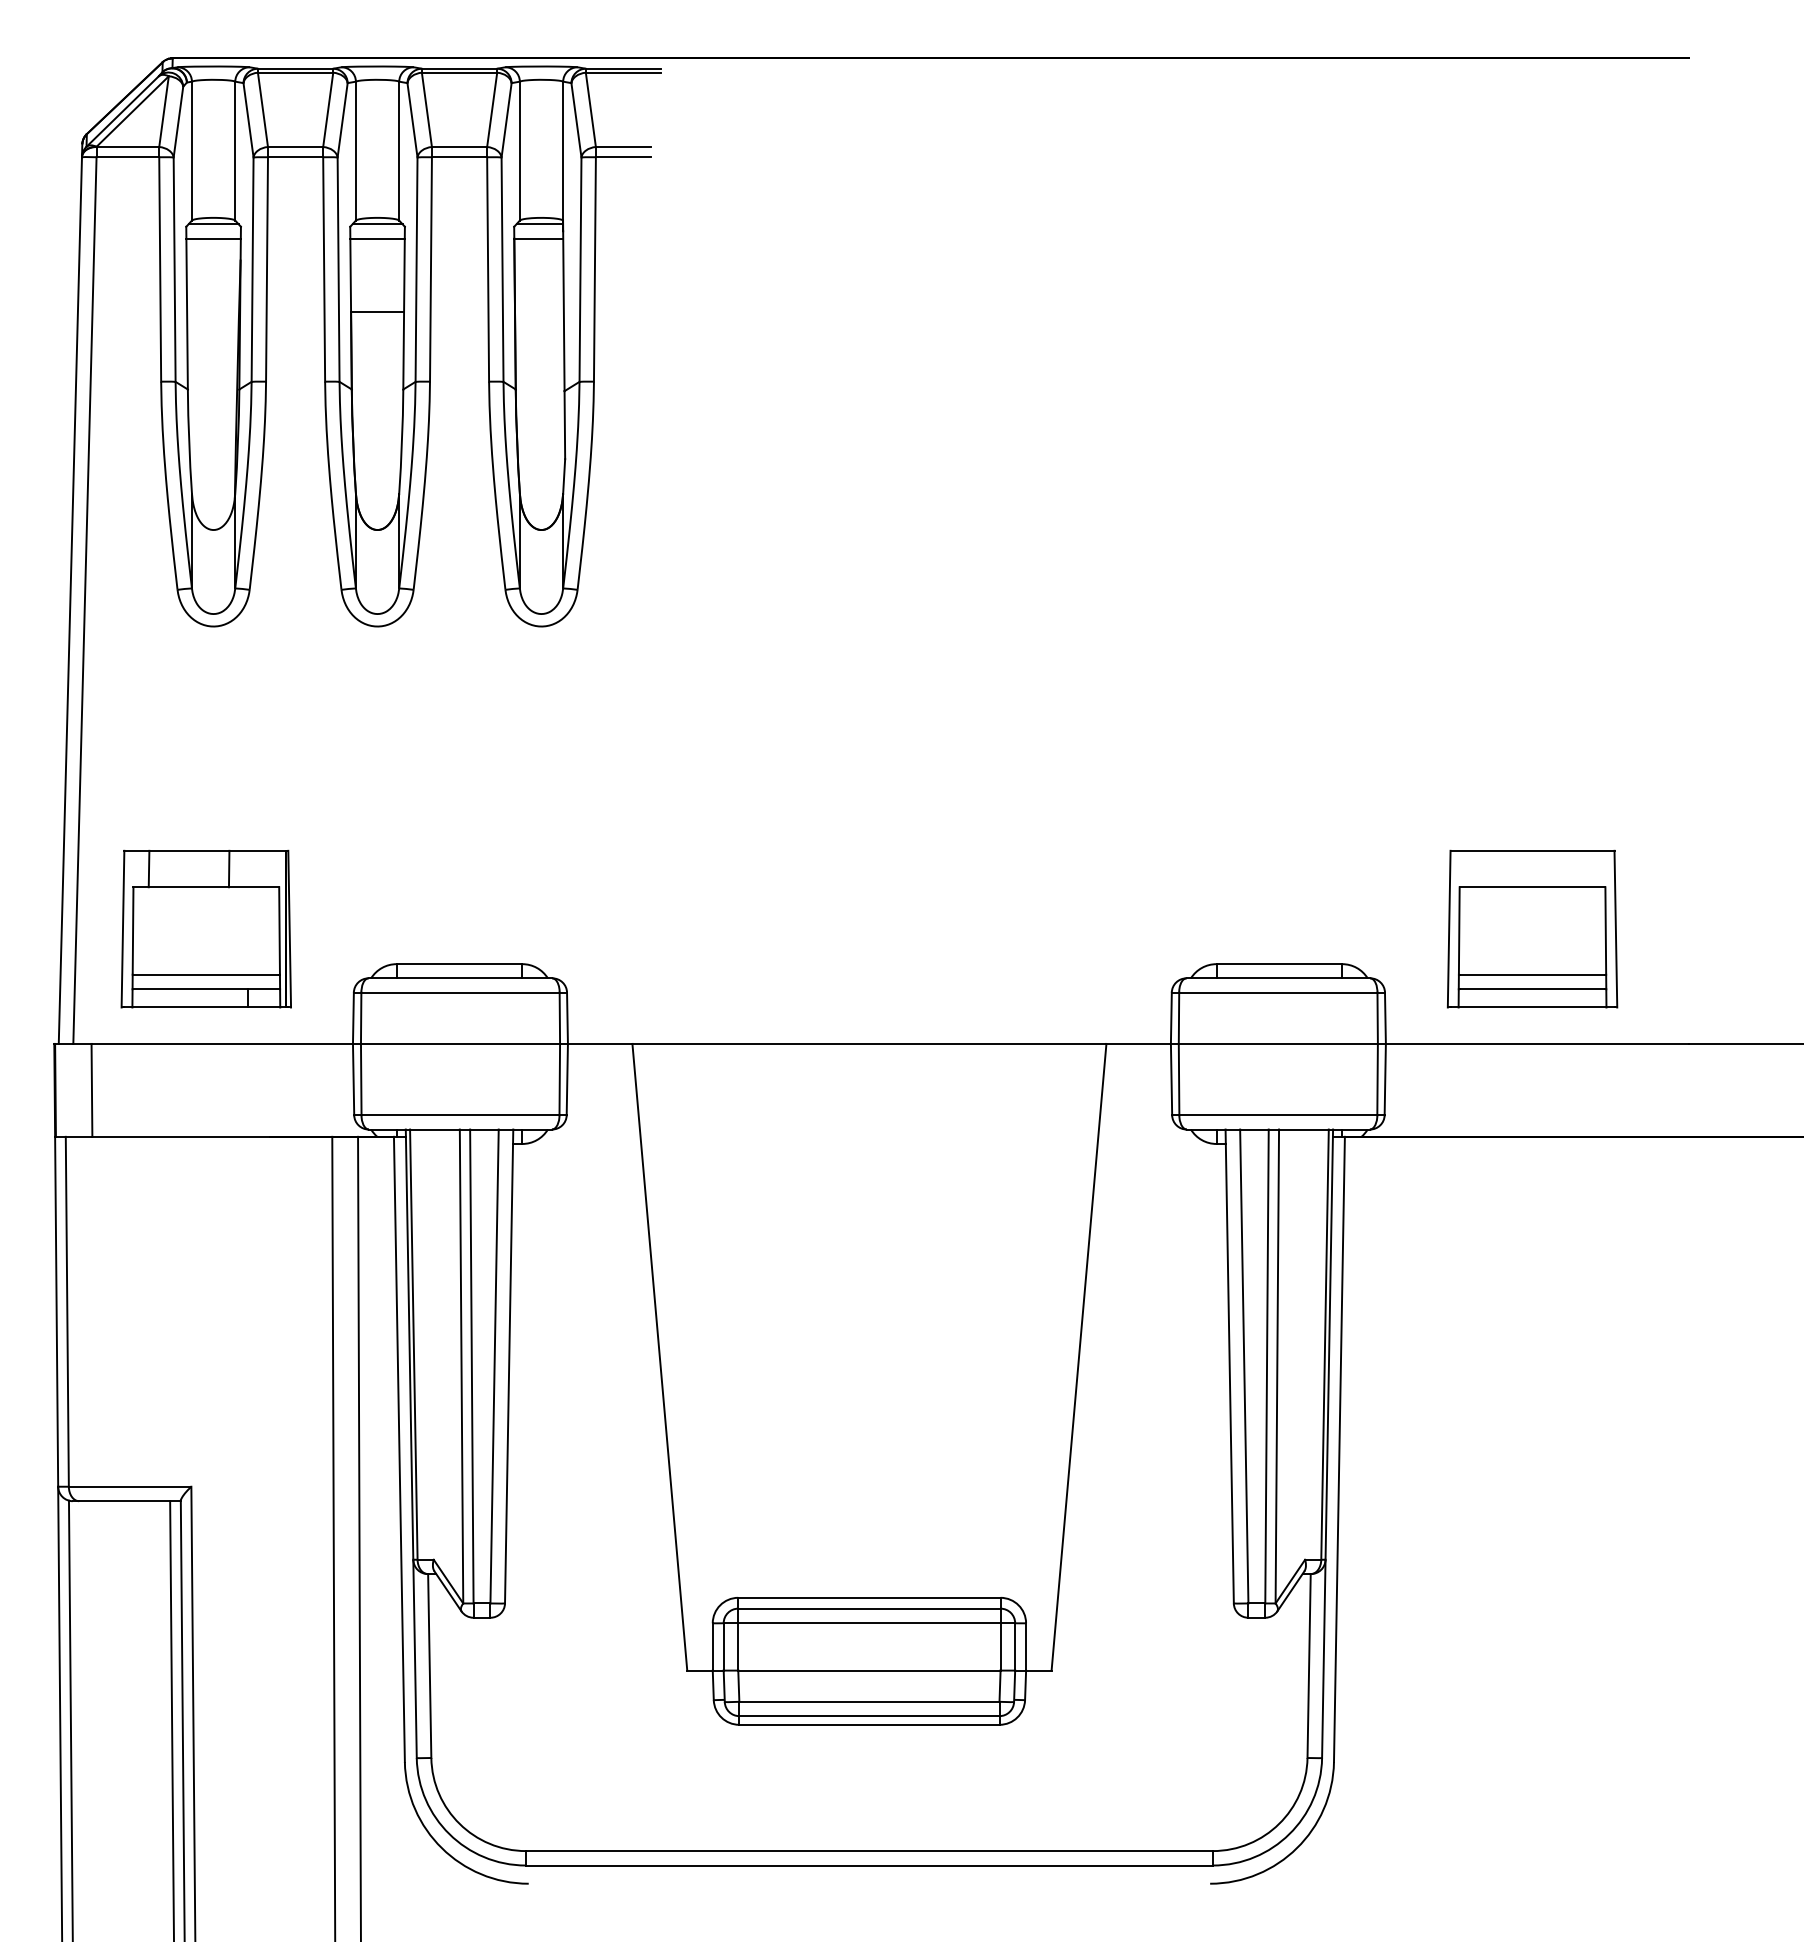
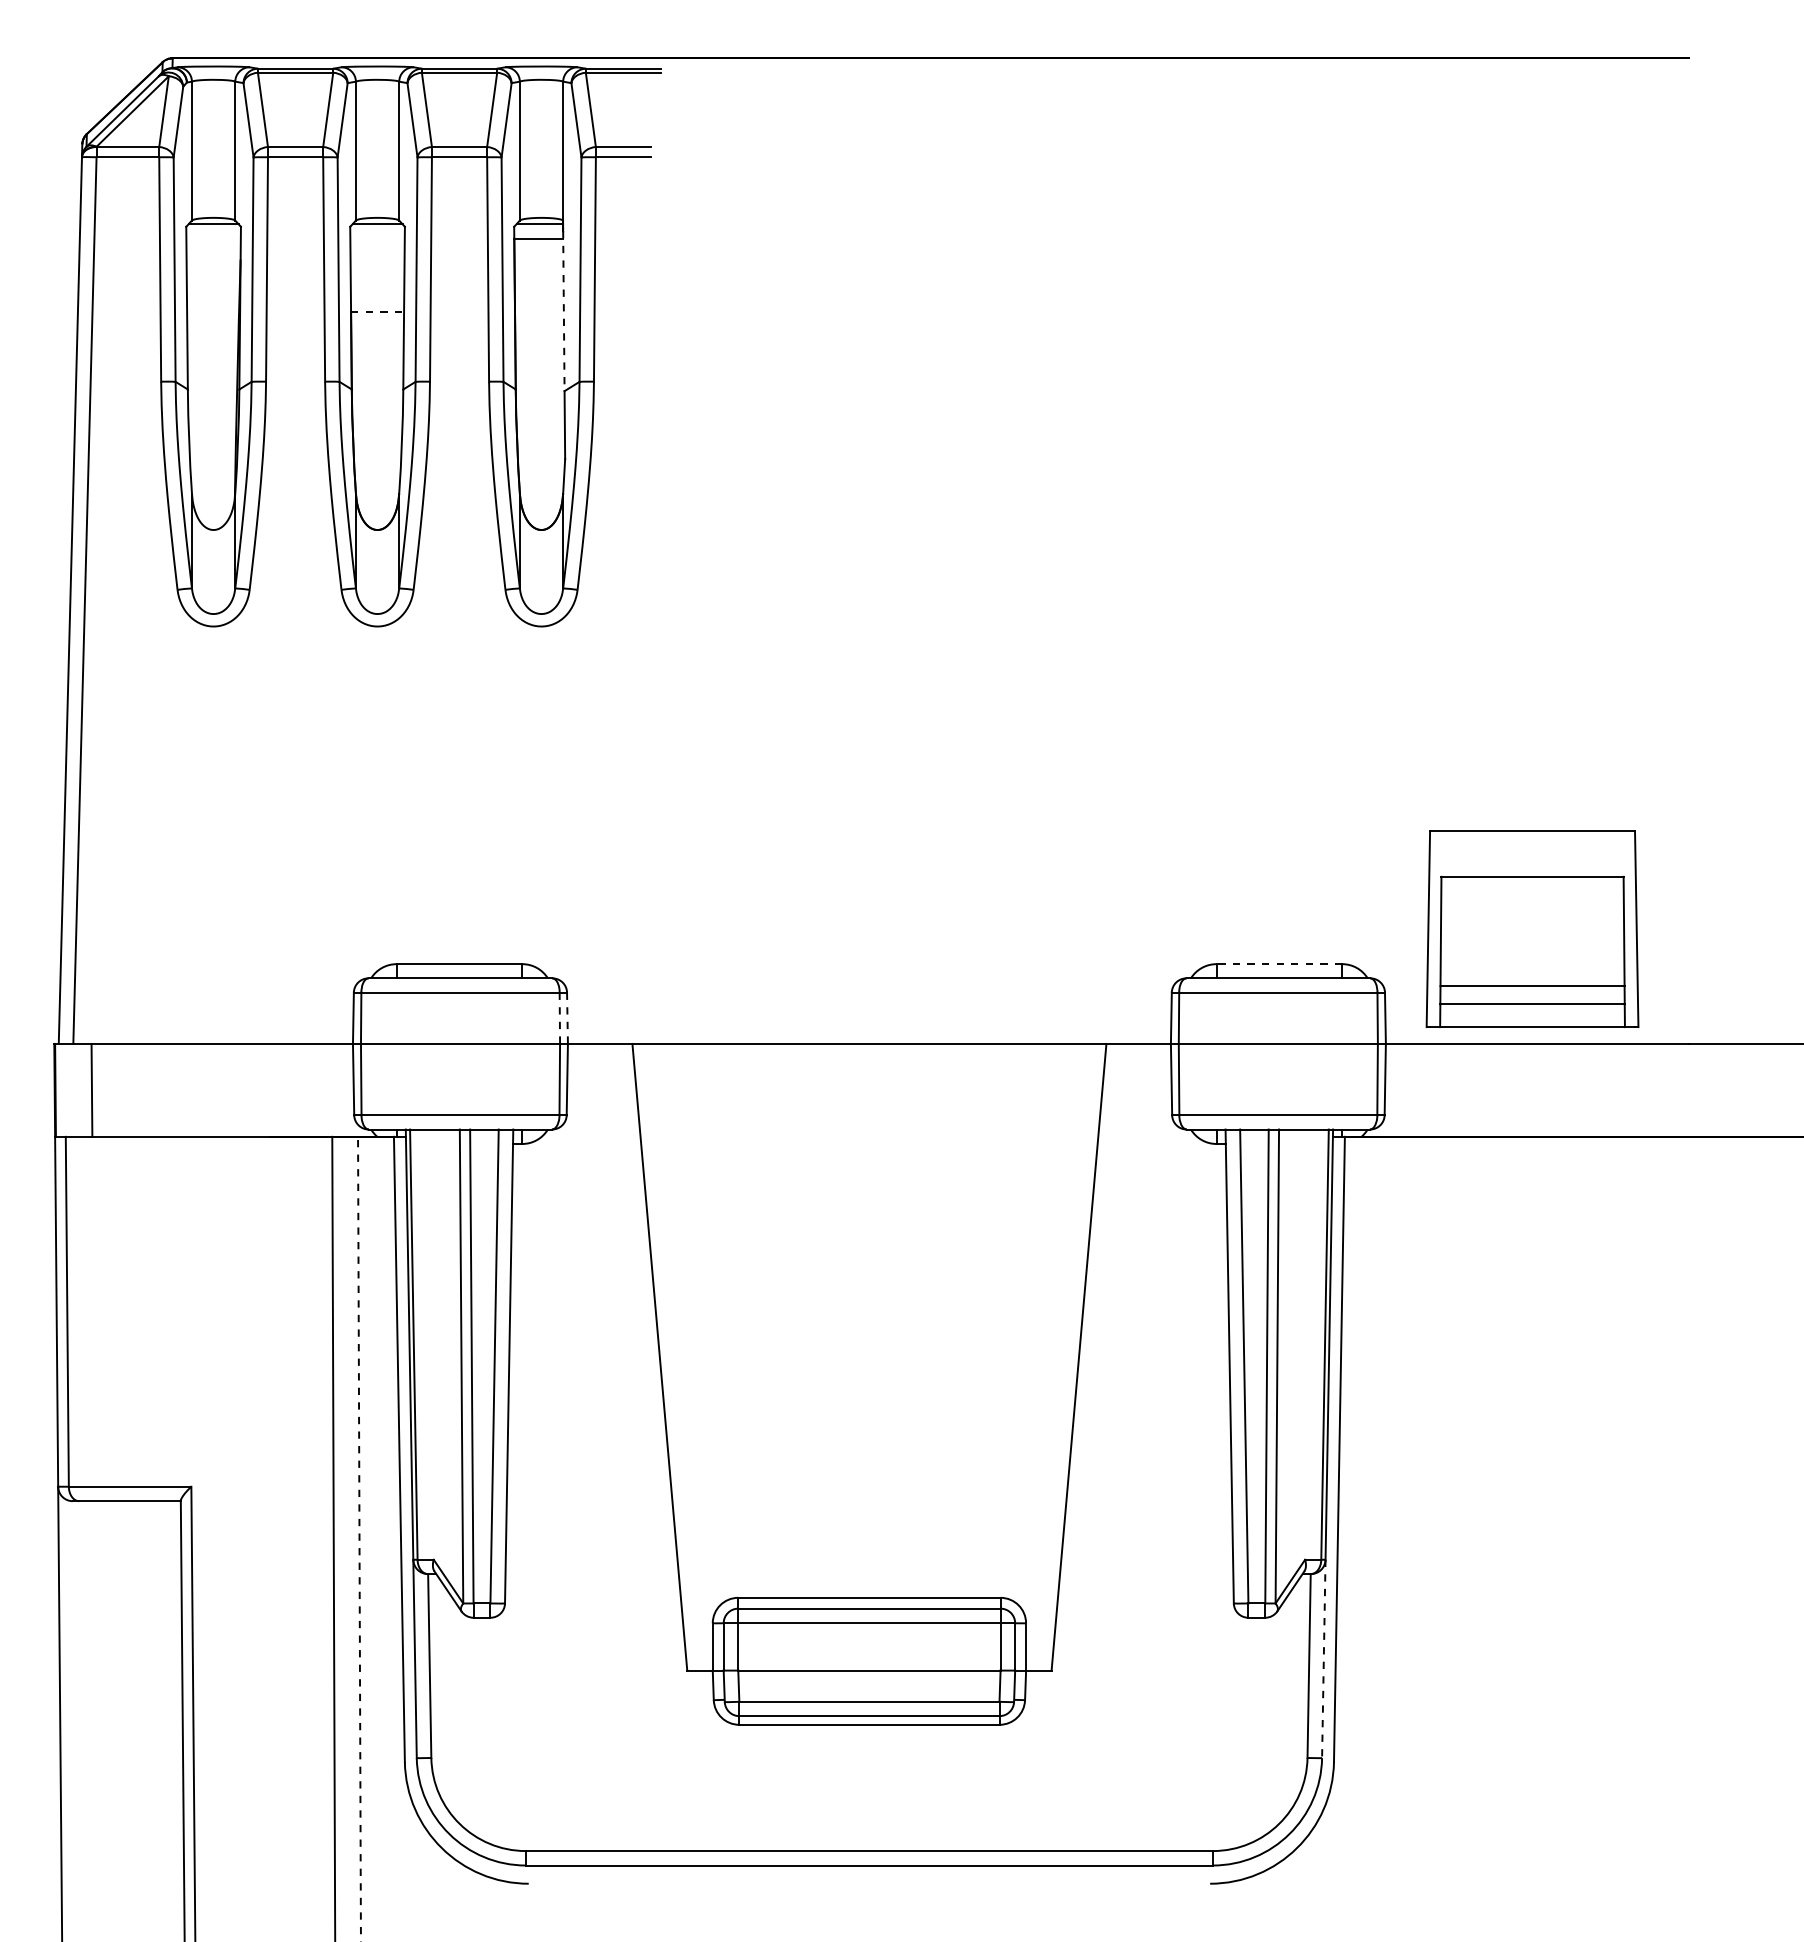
line: present -> none (213, 238)
line: present -> none (377, 238)
line: solid -> dashed (377, 311)
line: solid -> dashed (563, 311)
part: present -> none (205, 928)
part size: 173x160 px -> 215x198 px (1532, 928)
line: solid -> dashed (1279, 964)
line: solid -> dashed (559, 1018)
line: solid -> dashed (567, 1018)
line: solid -> dashed (359, 1538)
line: solid -> dashed (1323, 1659)
line: present -> none (70, 1719)
line: present -> none (171, 1719)
